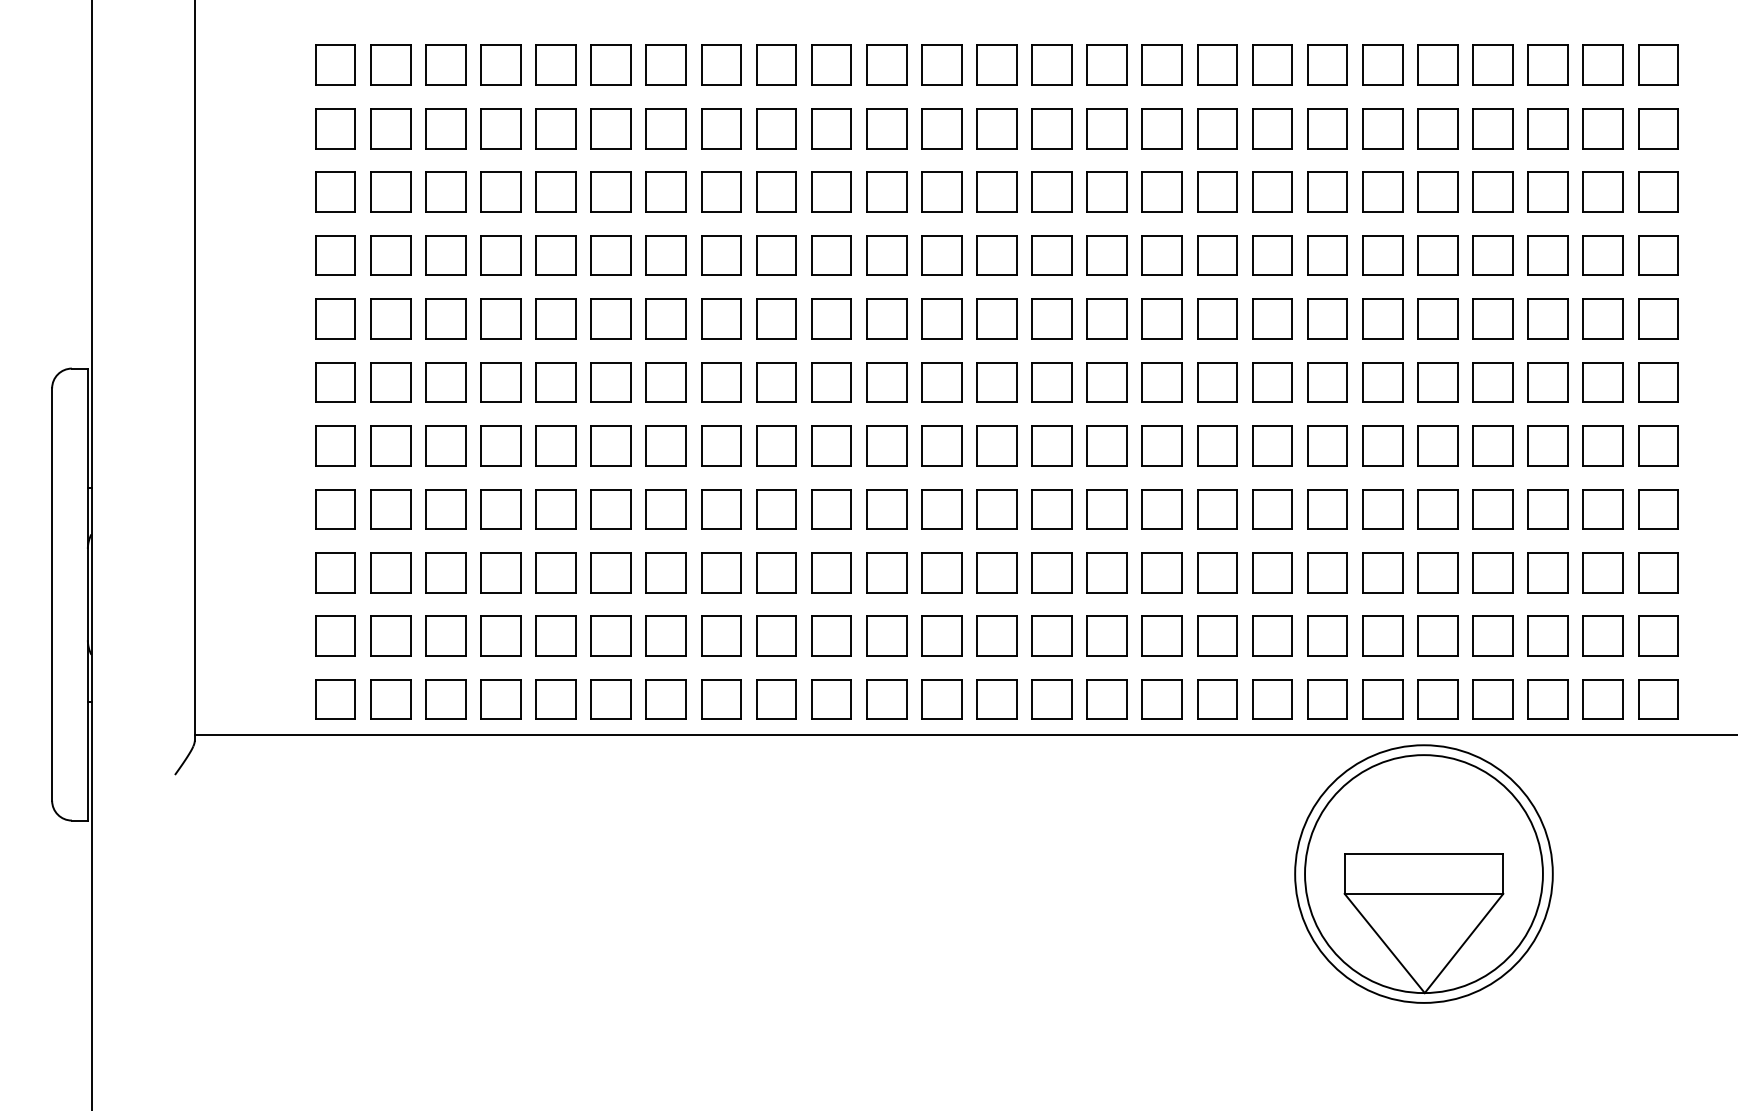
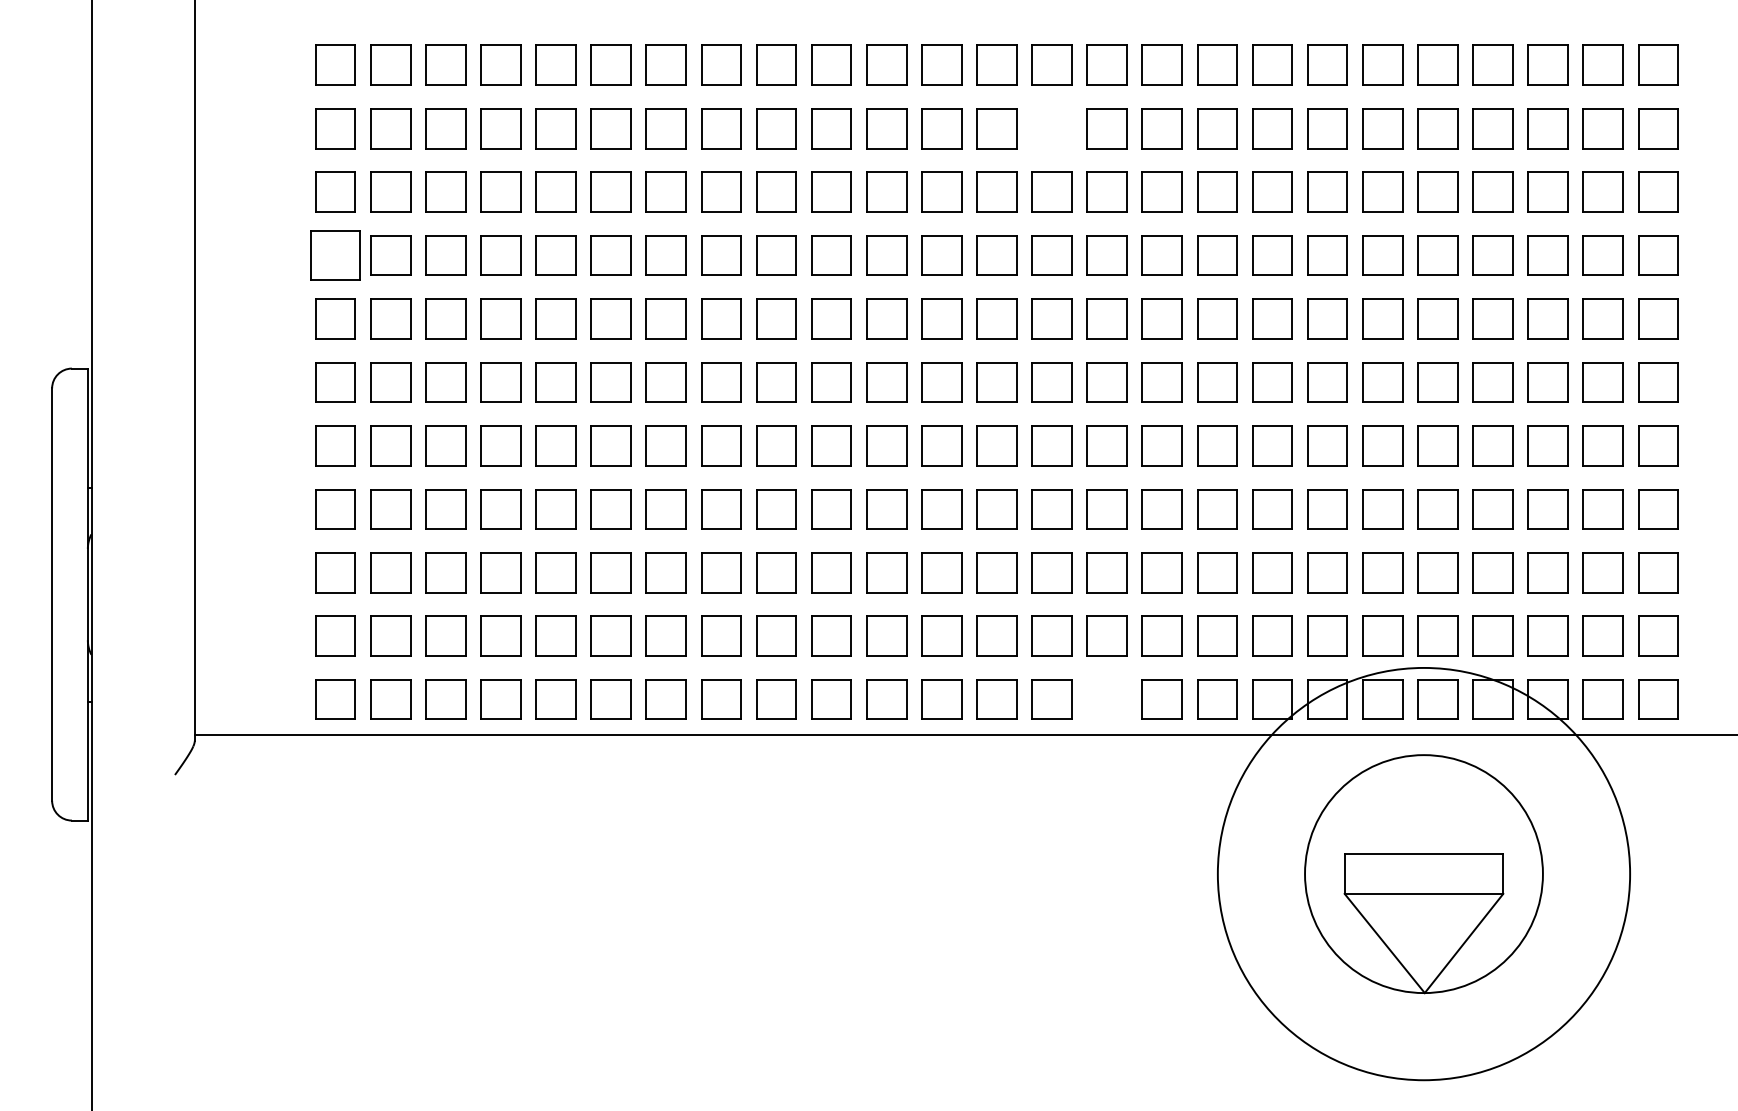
part: present -> none (1051, 128)
part size: 41x41 px -> 51x51 px (335, 255)
part: present -> none (1106, 699)
circle diameter: 258 px -> 412 px (1423, 873)
